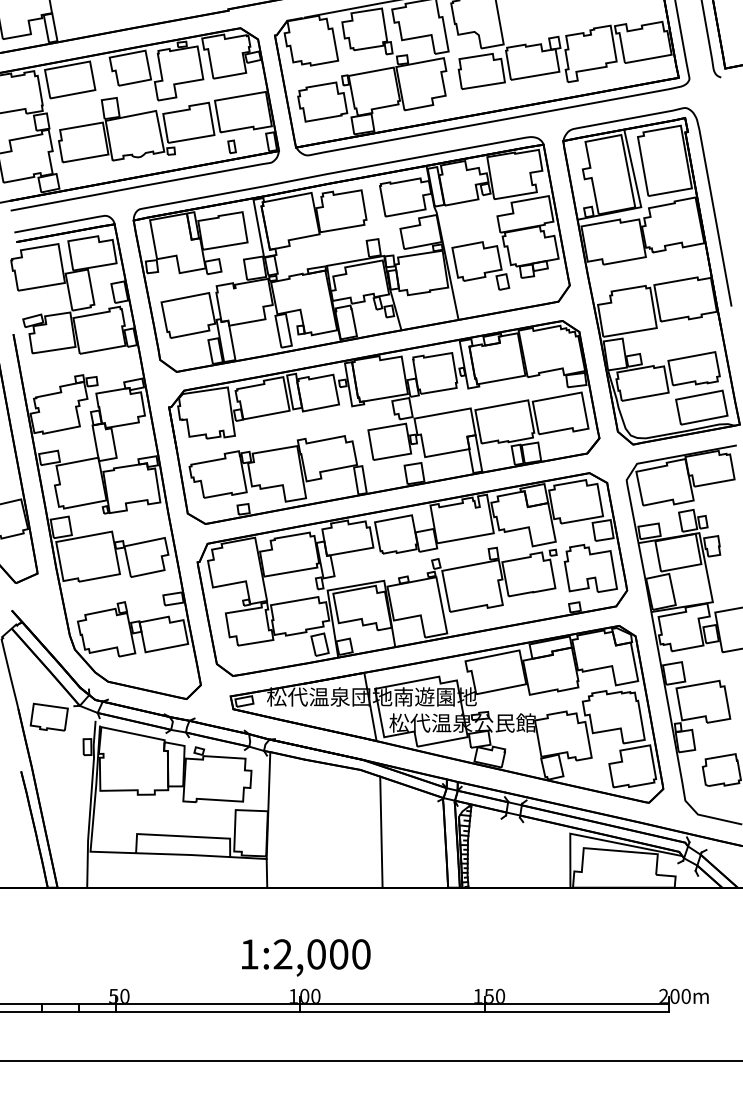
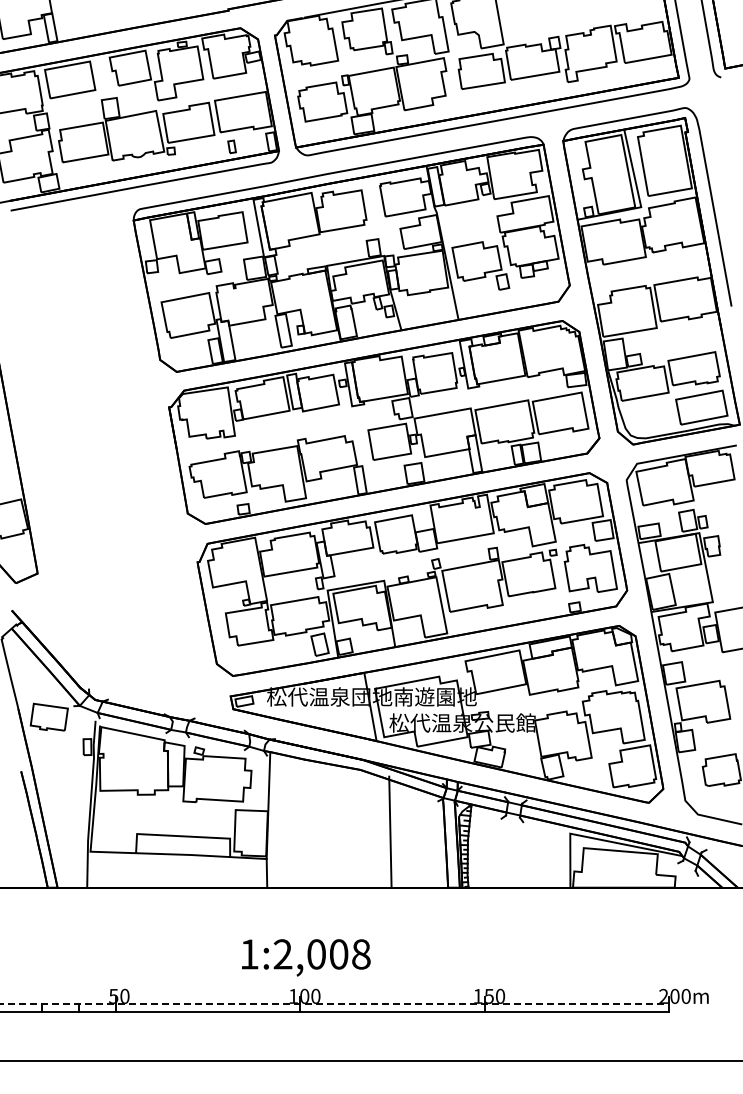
part: present -> none (105, 456)
line position: (381, 831) -> (390, 831) (390, 831)
text: 1:2,000 -> 1:2,008 (361, 954)
line: solid -> dashed (334, 1004)
